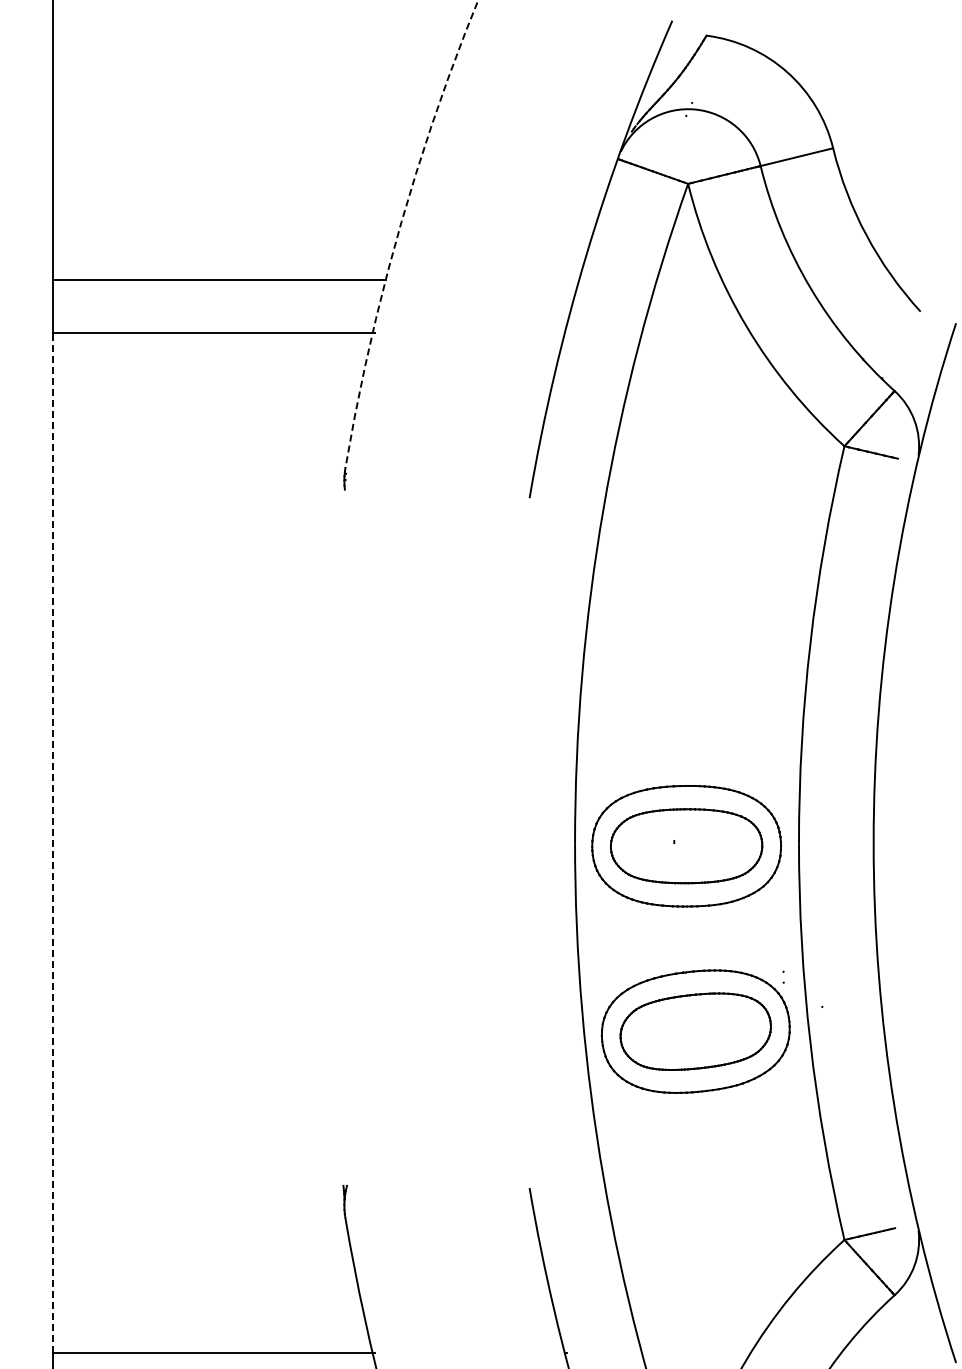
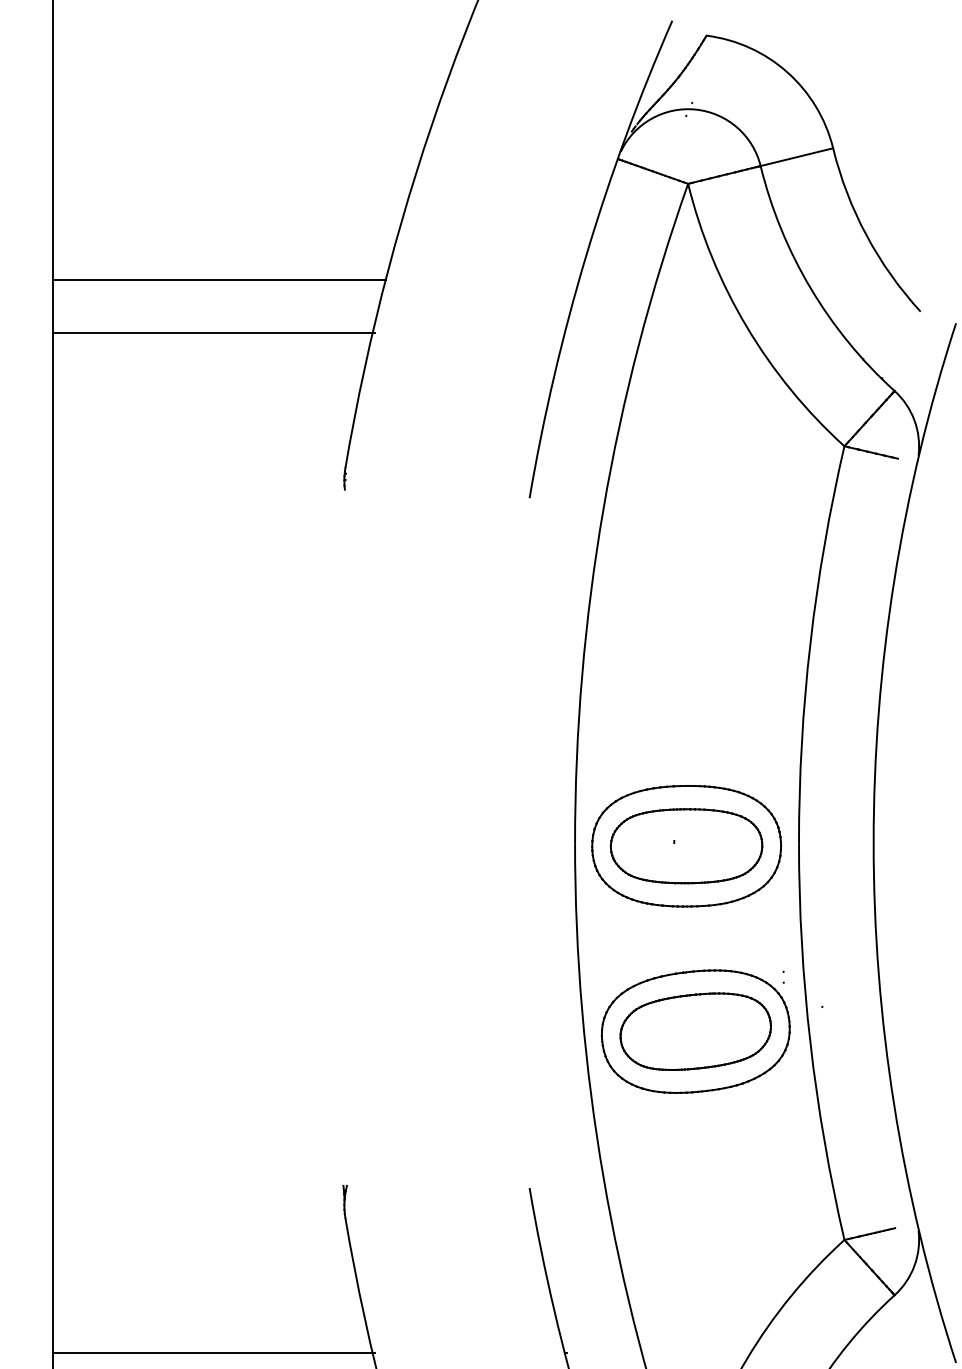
arc: dashed -> solid (399, 230)
line: dashed -> solid (52, 842)
